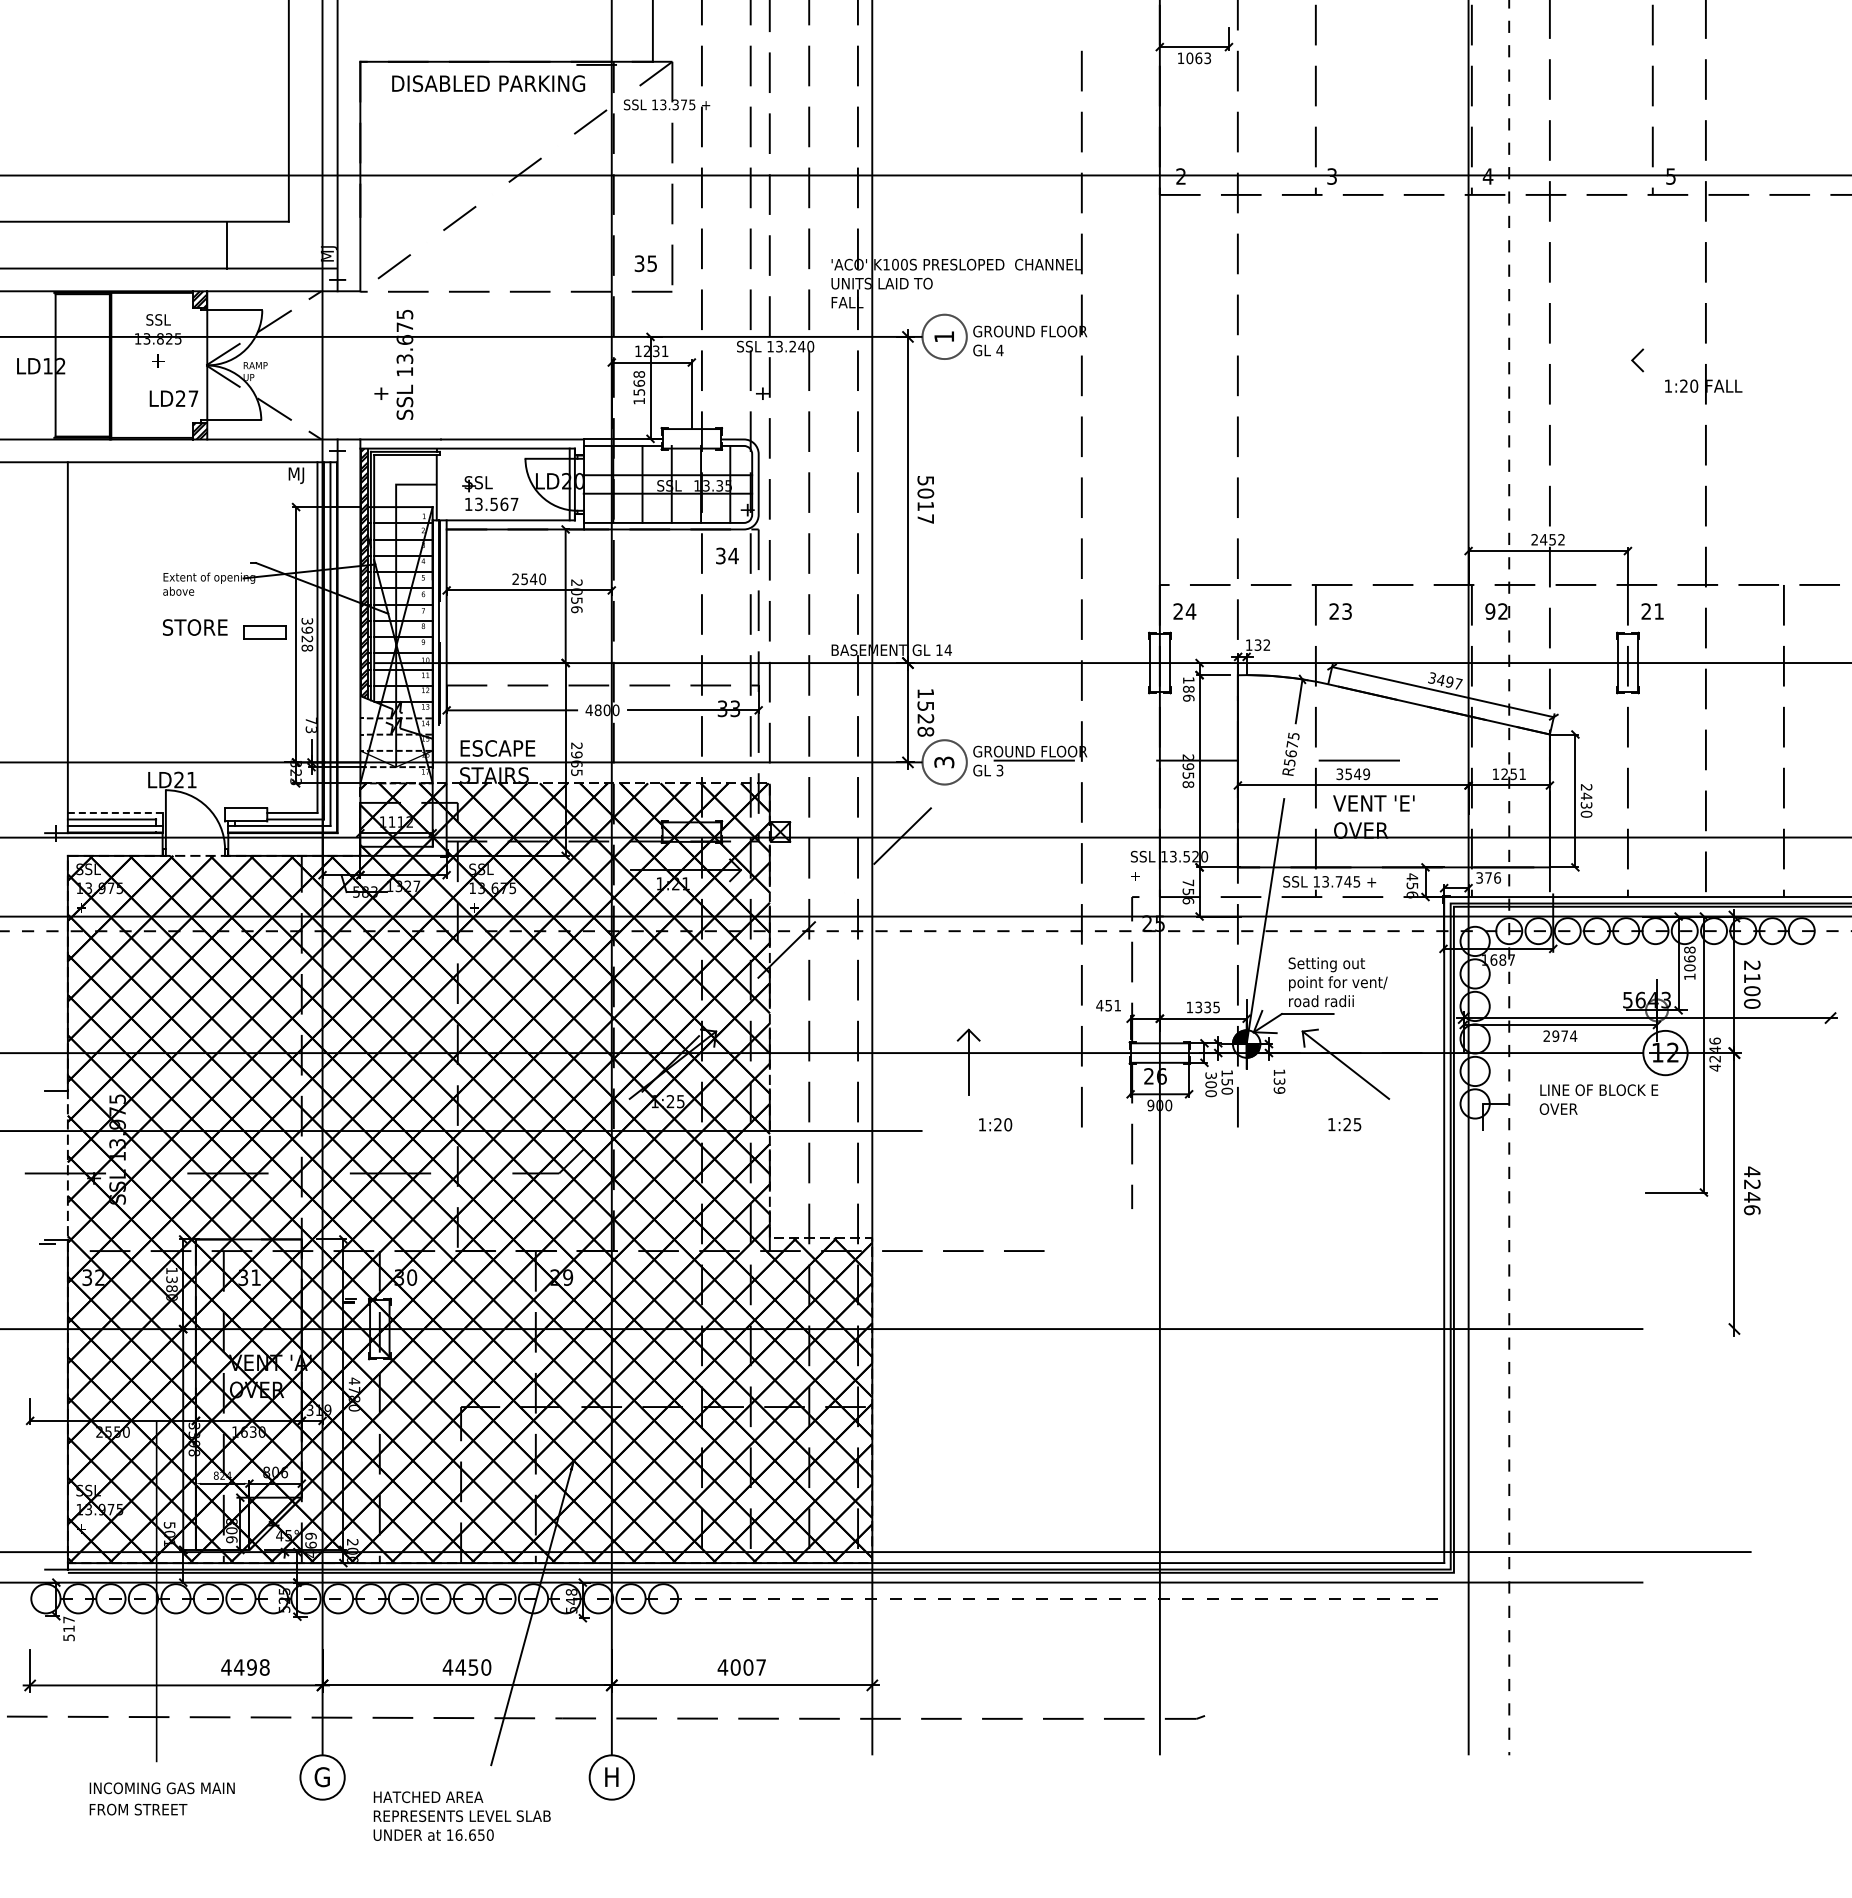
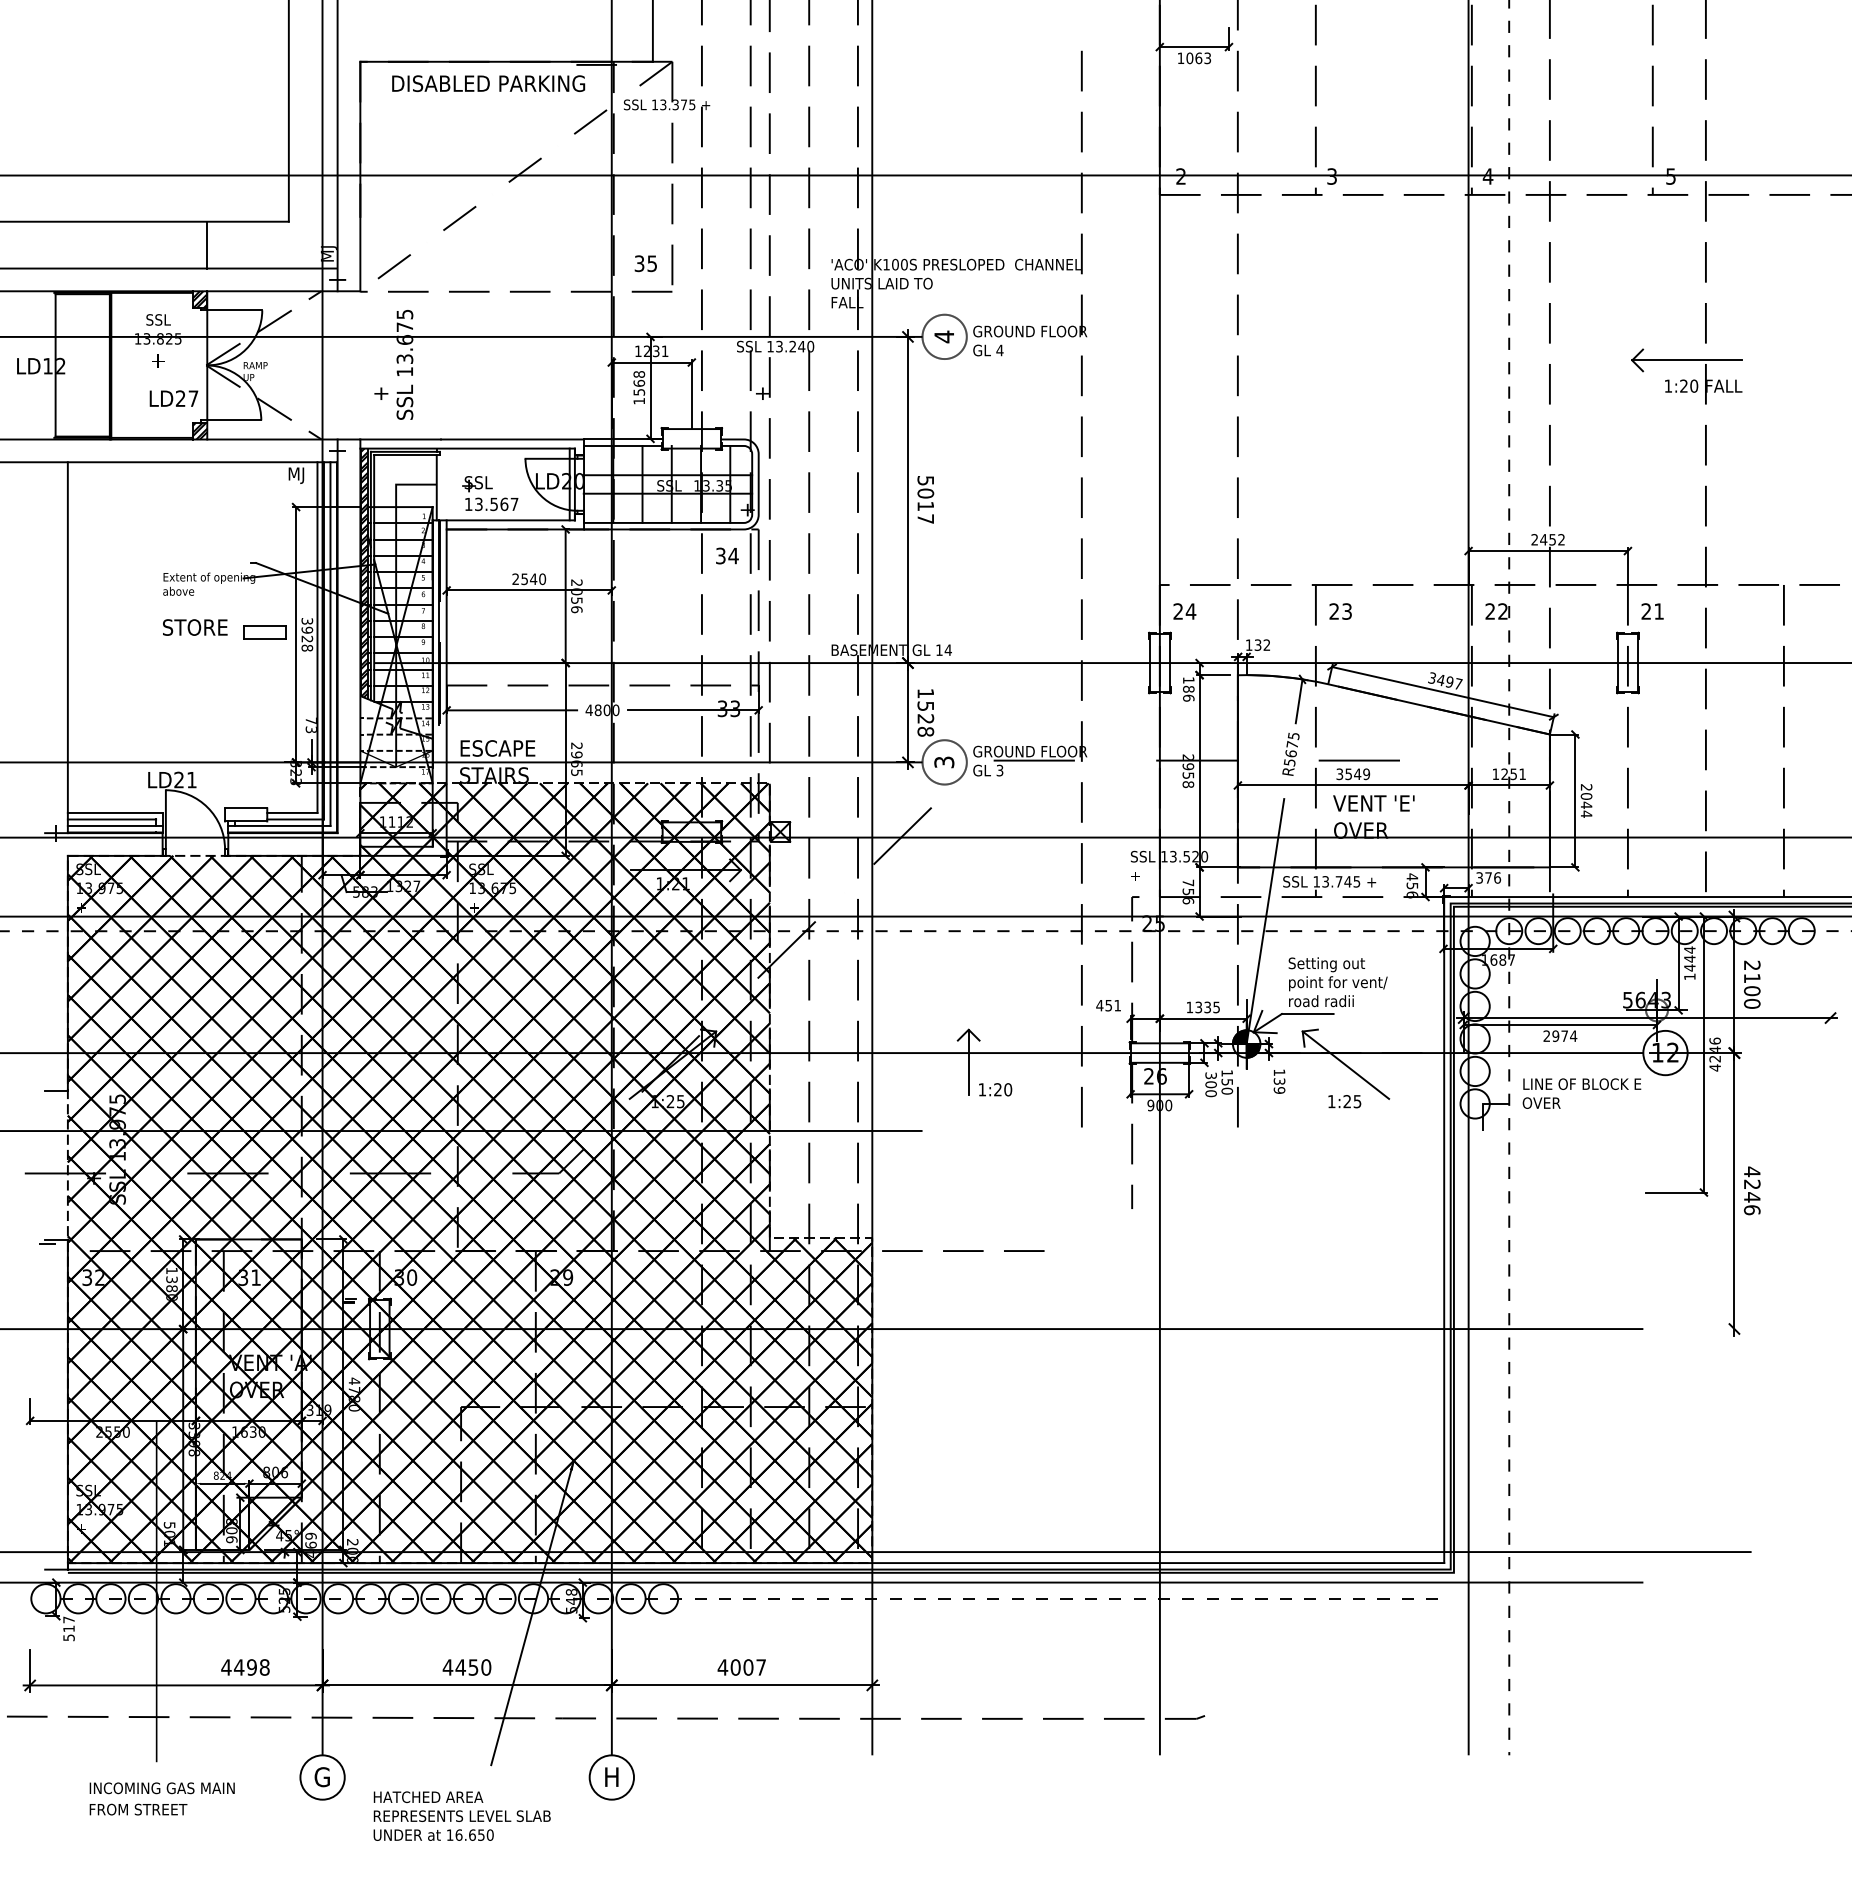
line position: (227, 244) -> (207, 244) (207, 244)
text: 1 -> 4 (943, 336)
line: none -> present (1686, 360)
text: 92 -> 22 (1490, 611)
text: 2430 -> 2044 (1586, 804)
line: dashed -> solid (115, 812)
text: 1068 -> 1444 (1689, 958)
text position: (1598, 1099) -> (1581, 1093) (1581, 1093)
text position: (995, 1124) -> (995, 1089) (995, 1089)
text position: (1344, 1124) -> (1344, 1101) (1344, 1101)
